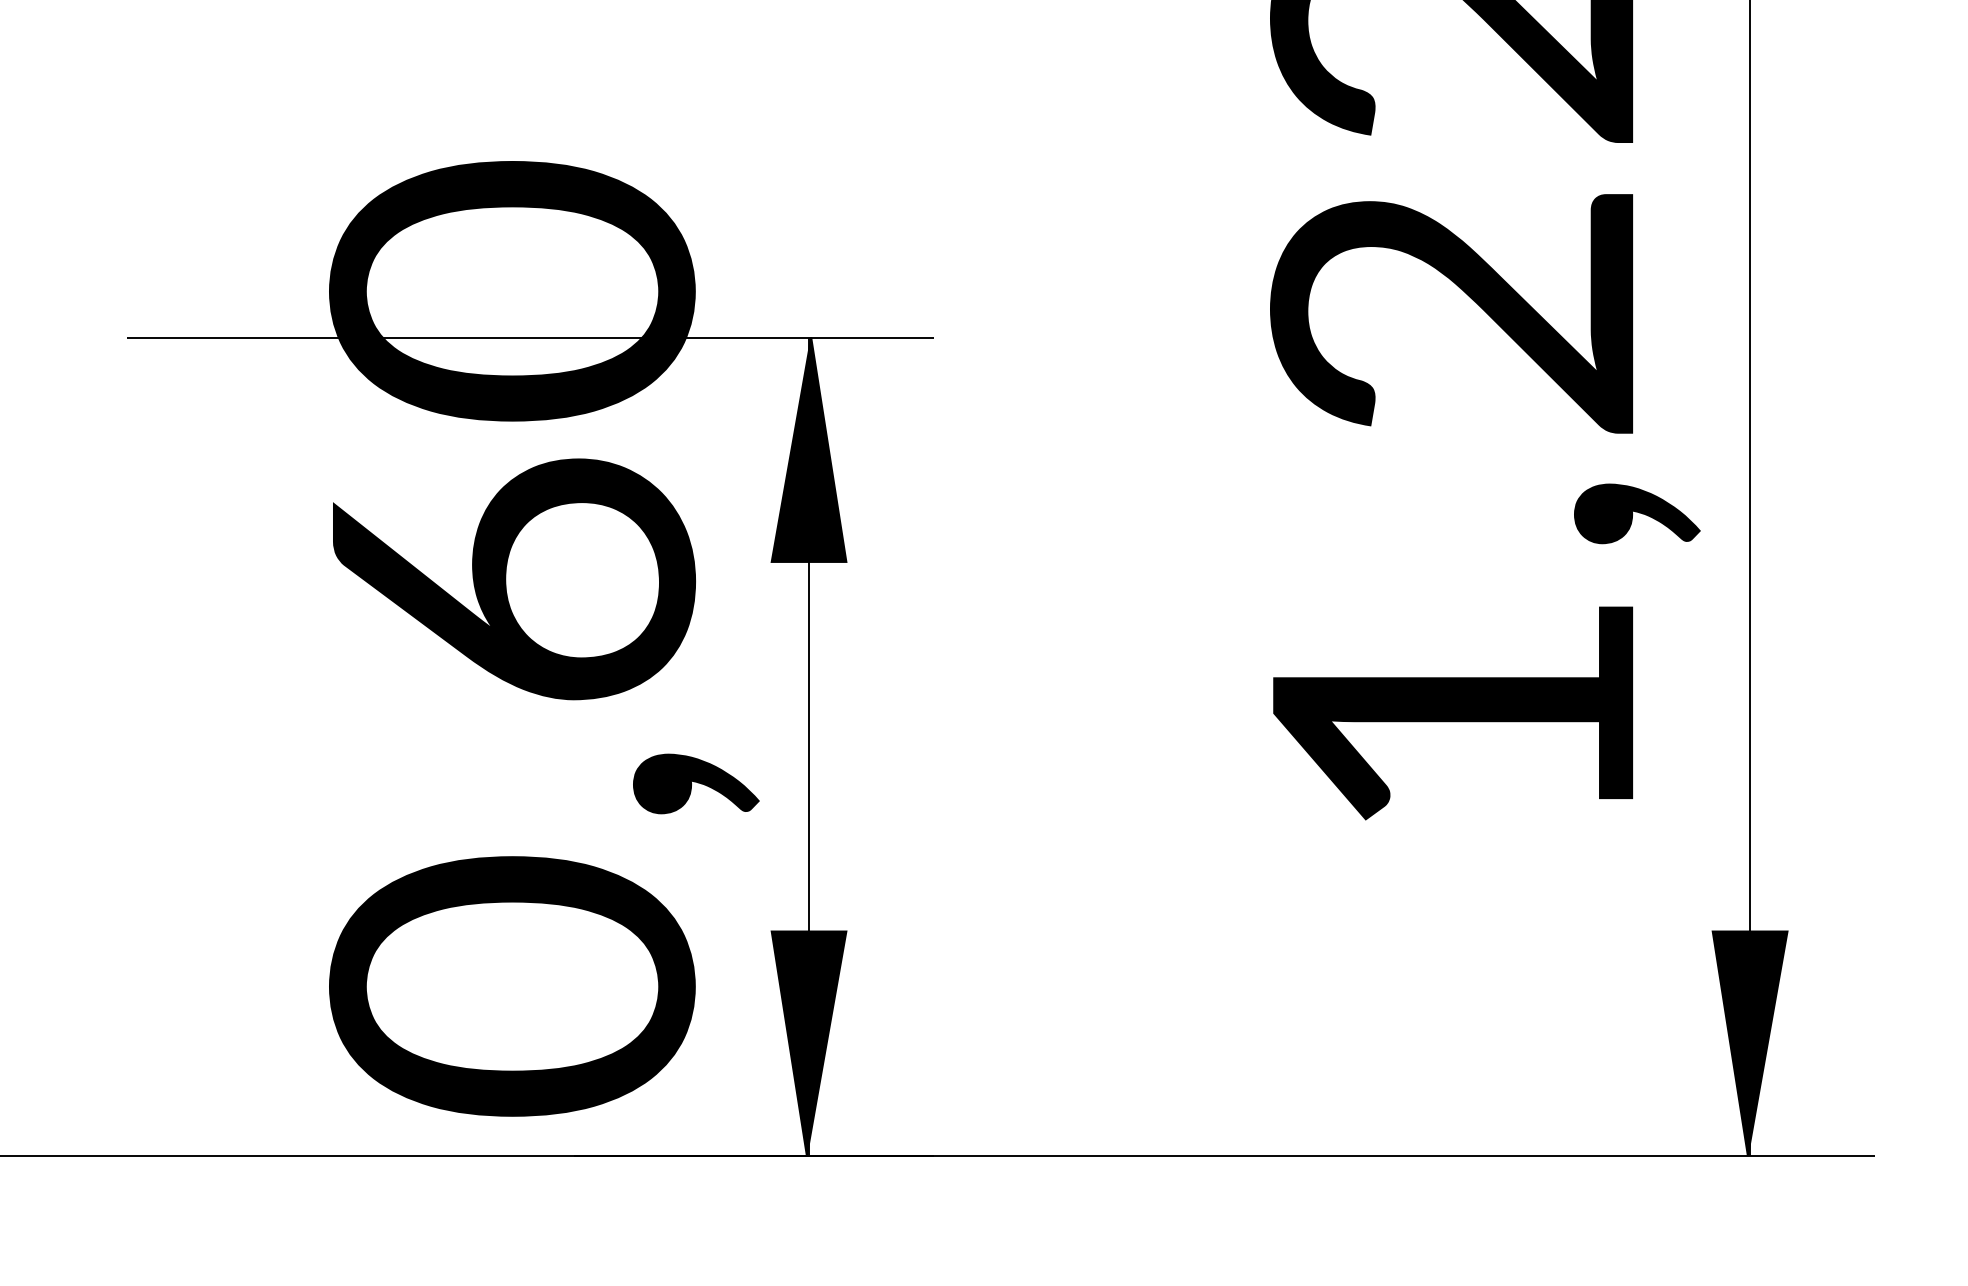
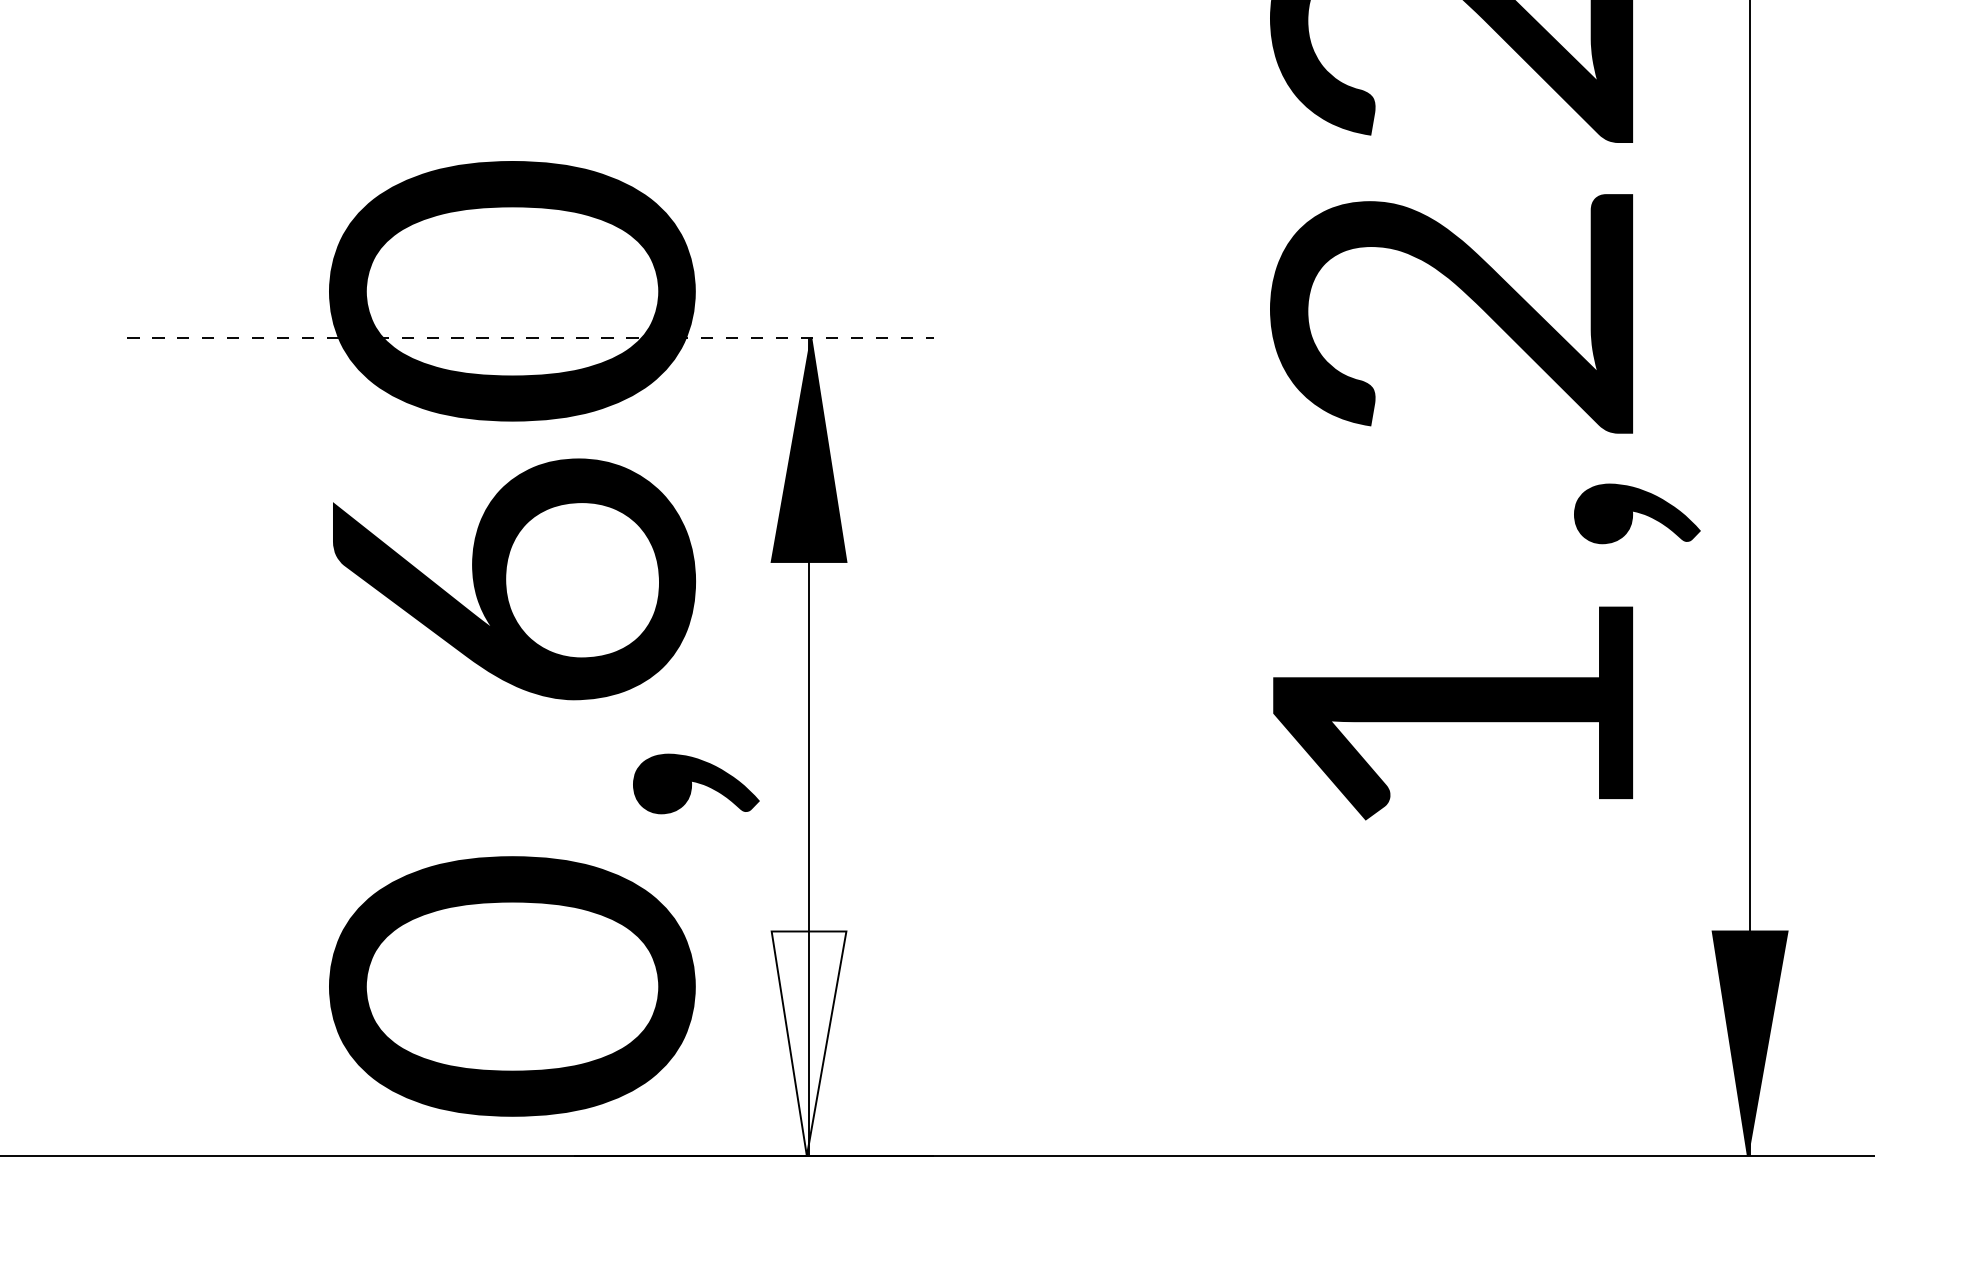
line: solid -> dashed (530, 337)
fill: present -> none (808, 1043)
